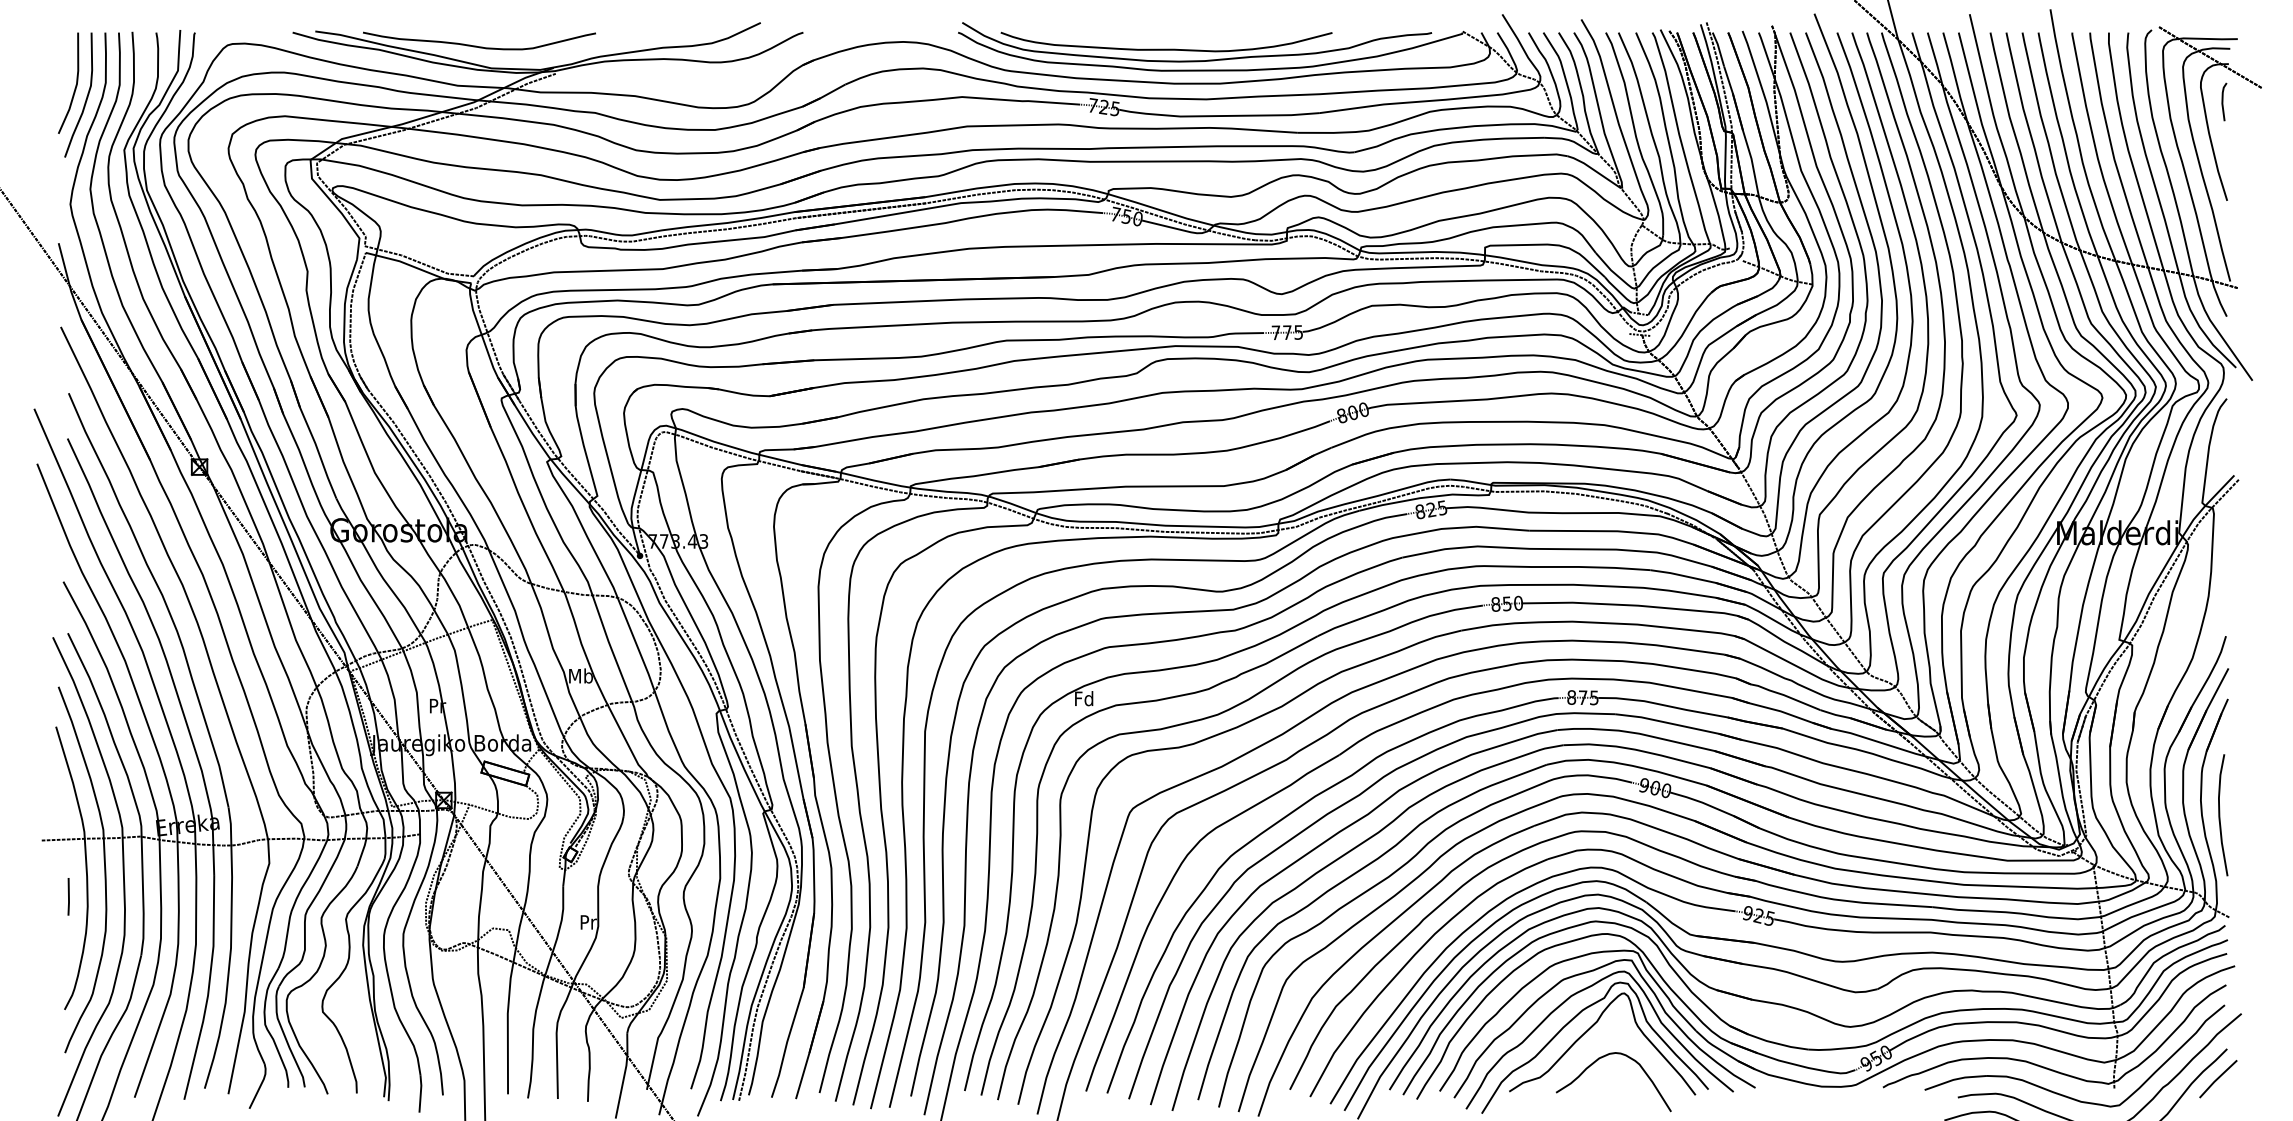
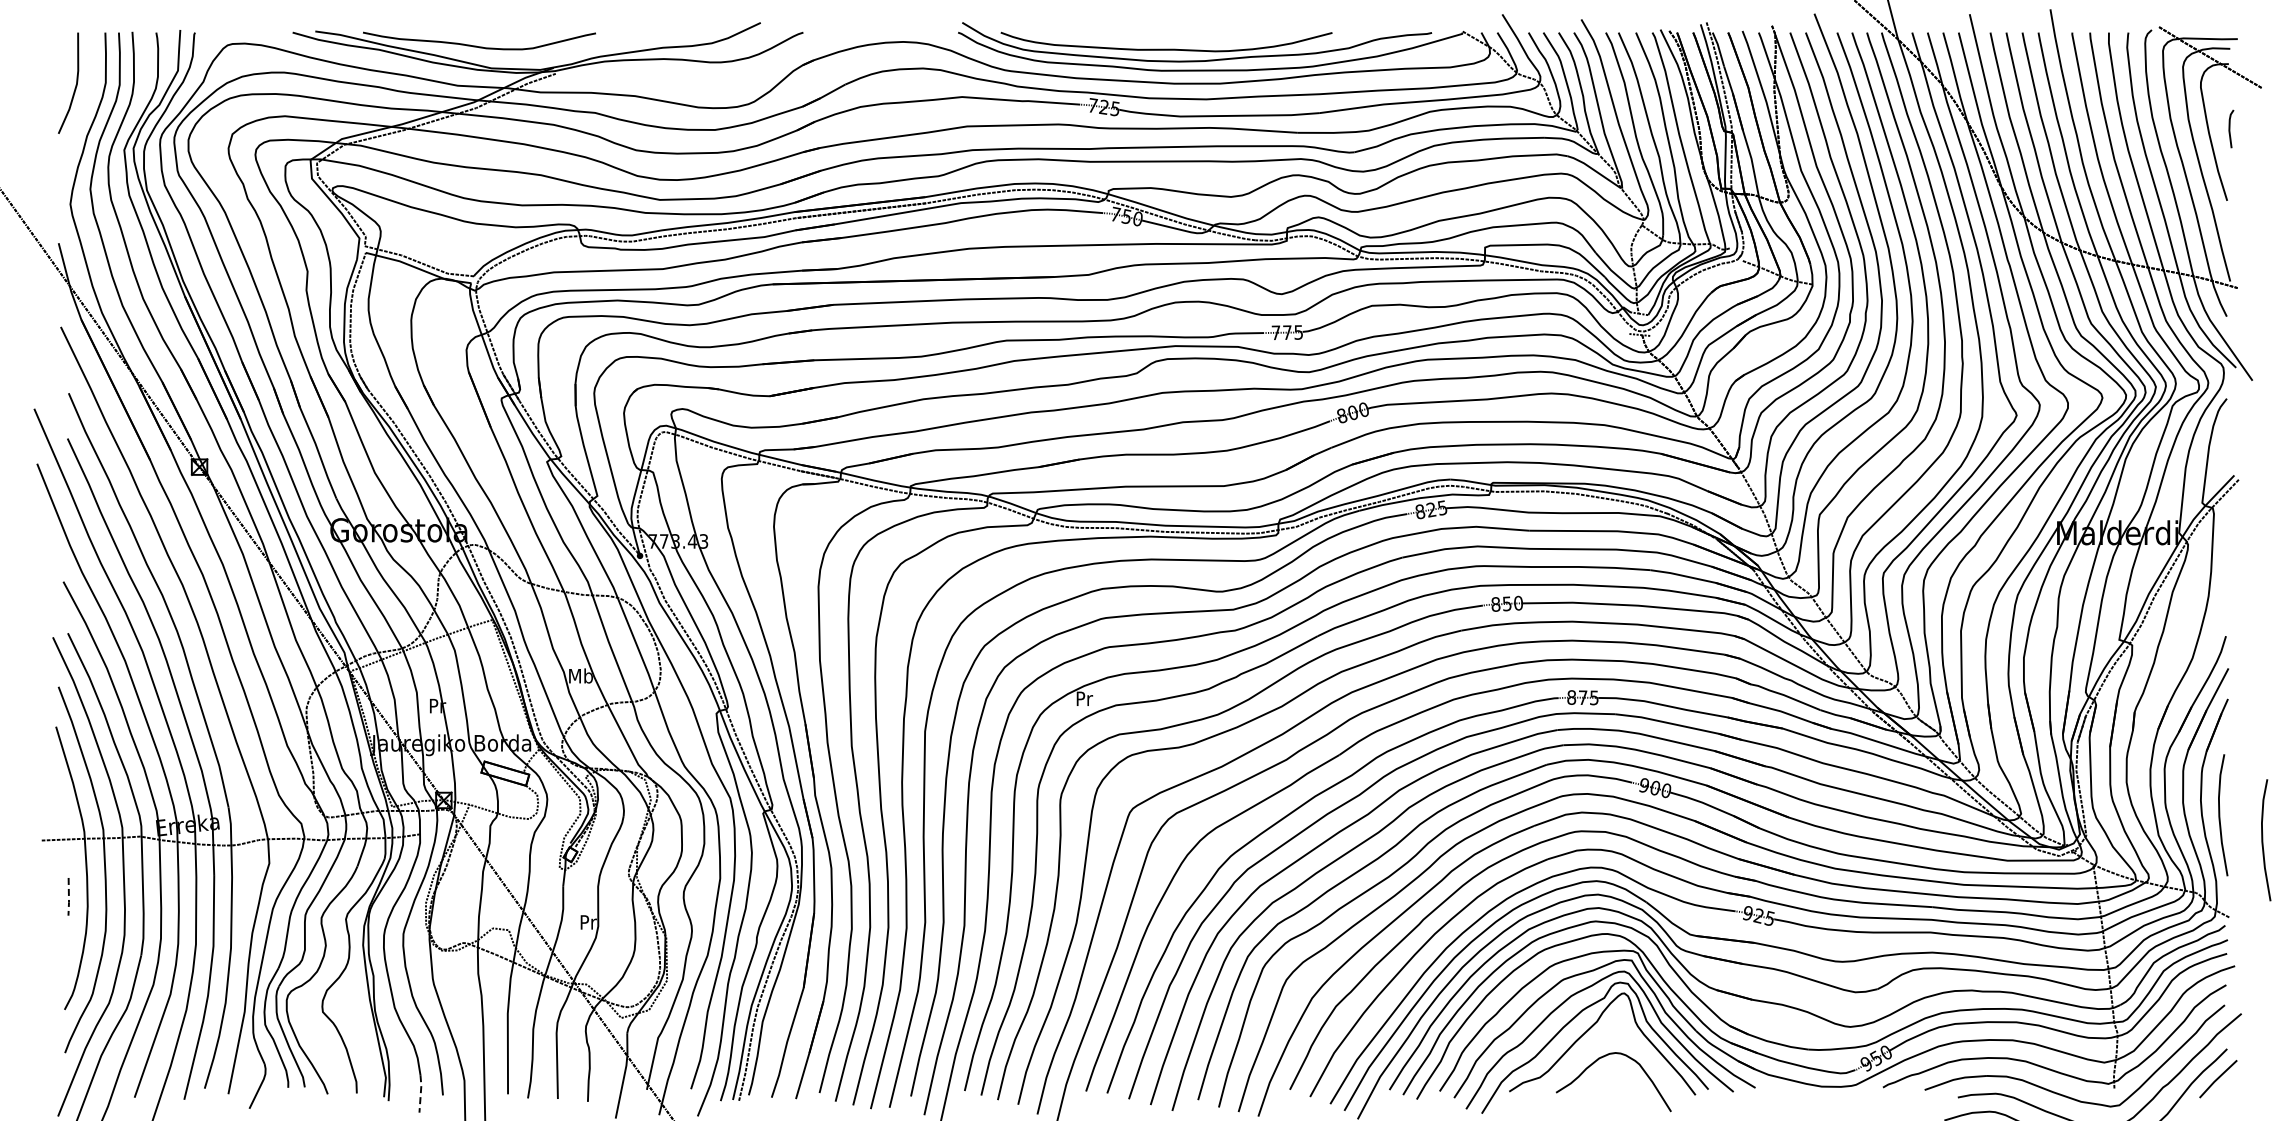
curve: present -> none (86, 96)
line position: (2223, 101) -> (2230, 128) (2230, 128)
text: Fd -> Pr (1084, 698)
curve: none -> present (2263, 840)
line: solid -> dashed (68, 897)
line: solid -> dashed (420, 1093)
